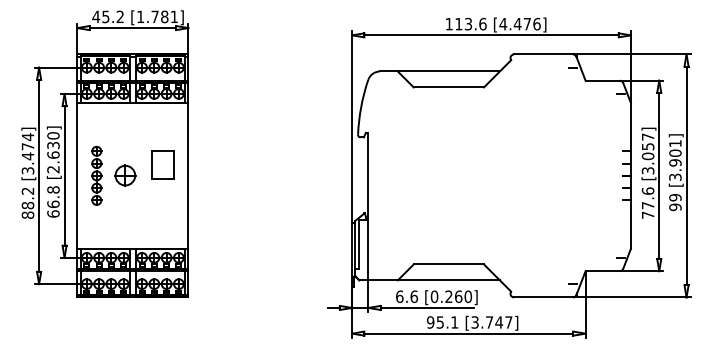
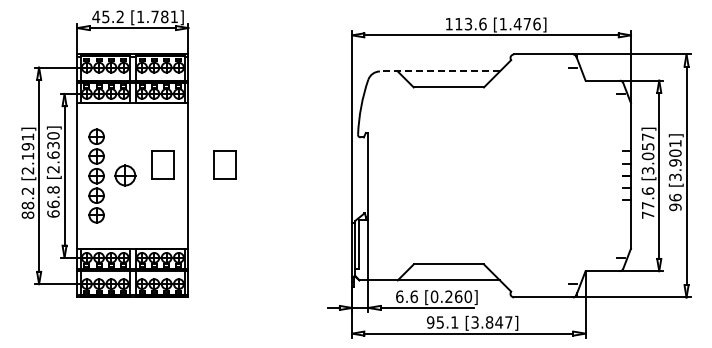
text: [4.476] -> [1.476] (503, 24)
line: solid -> dashed (439, 71)
text: [3.474] -> [2.191] (27, 153)
part: none -> present (224, 164)
part size: 12x61 px -> 17x96 px (96, 175)
text: 99 -> 96 (675, 197)
text: [3.747] -> [3.847] (489, 322)
